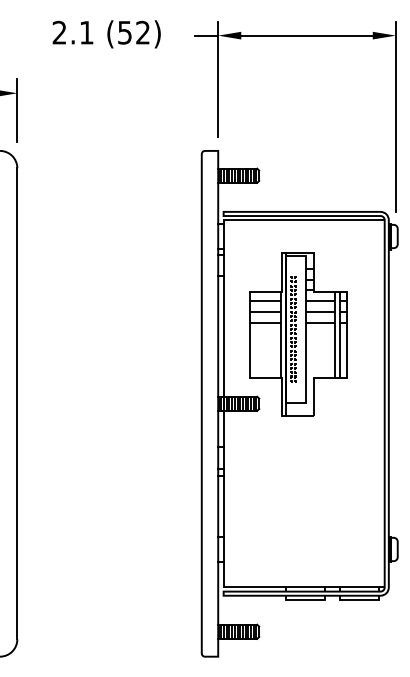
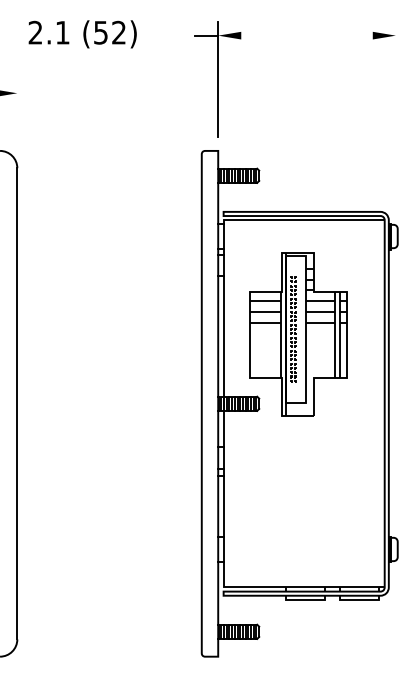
text position: (106, 34) -> (82, 34) (82, 34)
line: present -> none (306, 35)
line: present -> none (17, 110)
line: present -> none (395, 116)
